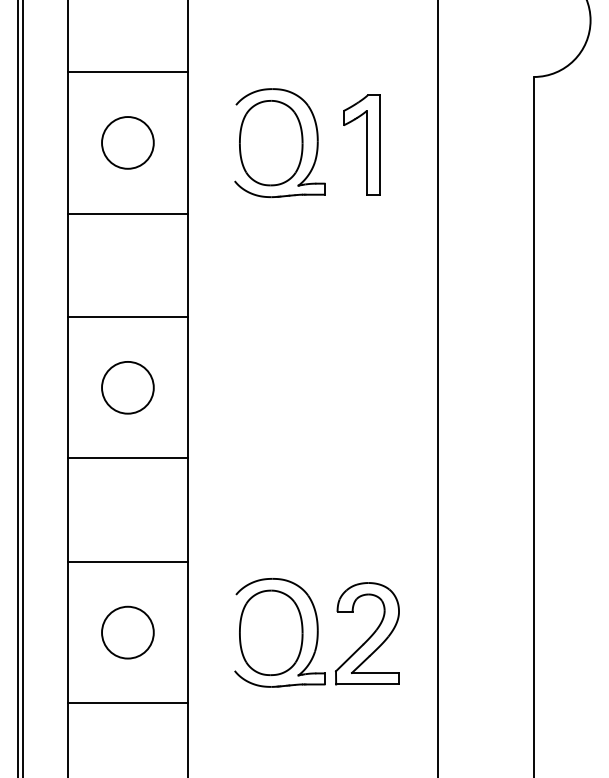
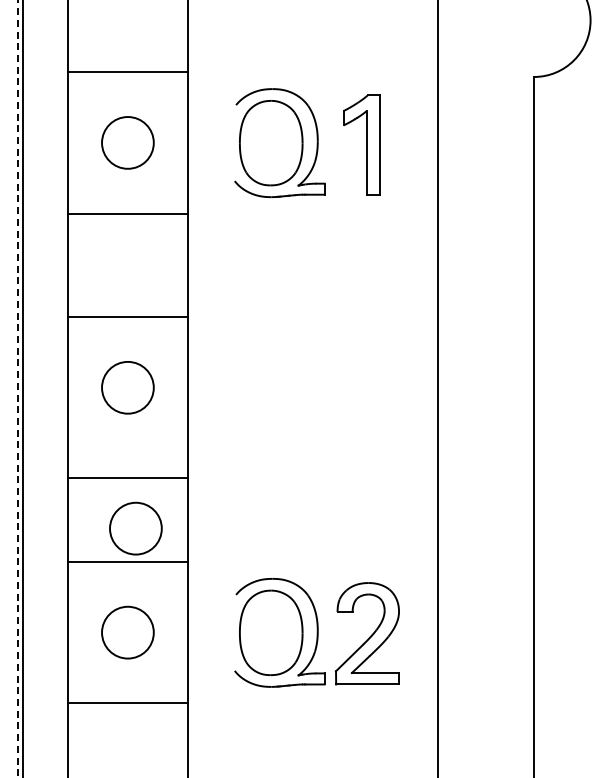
line: solid -> dashed (18, 389)
line position: (127, 458) -> (127, 478) (127, 478)
circle: none -> present (135, 528)
